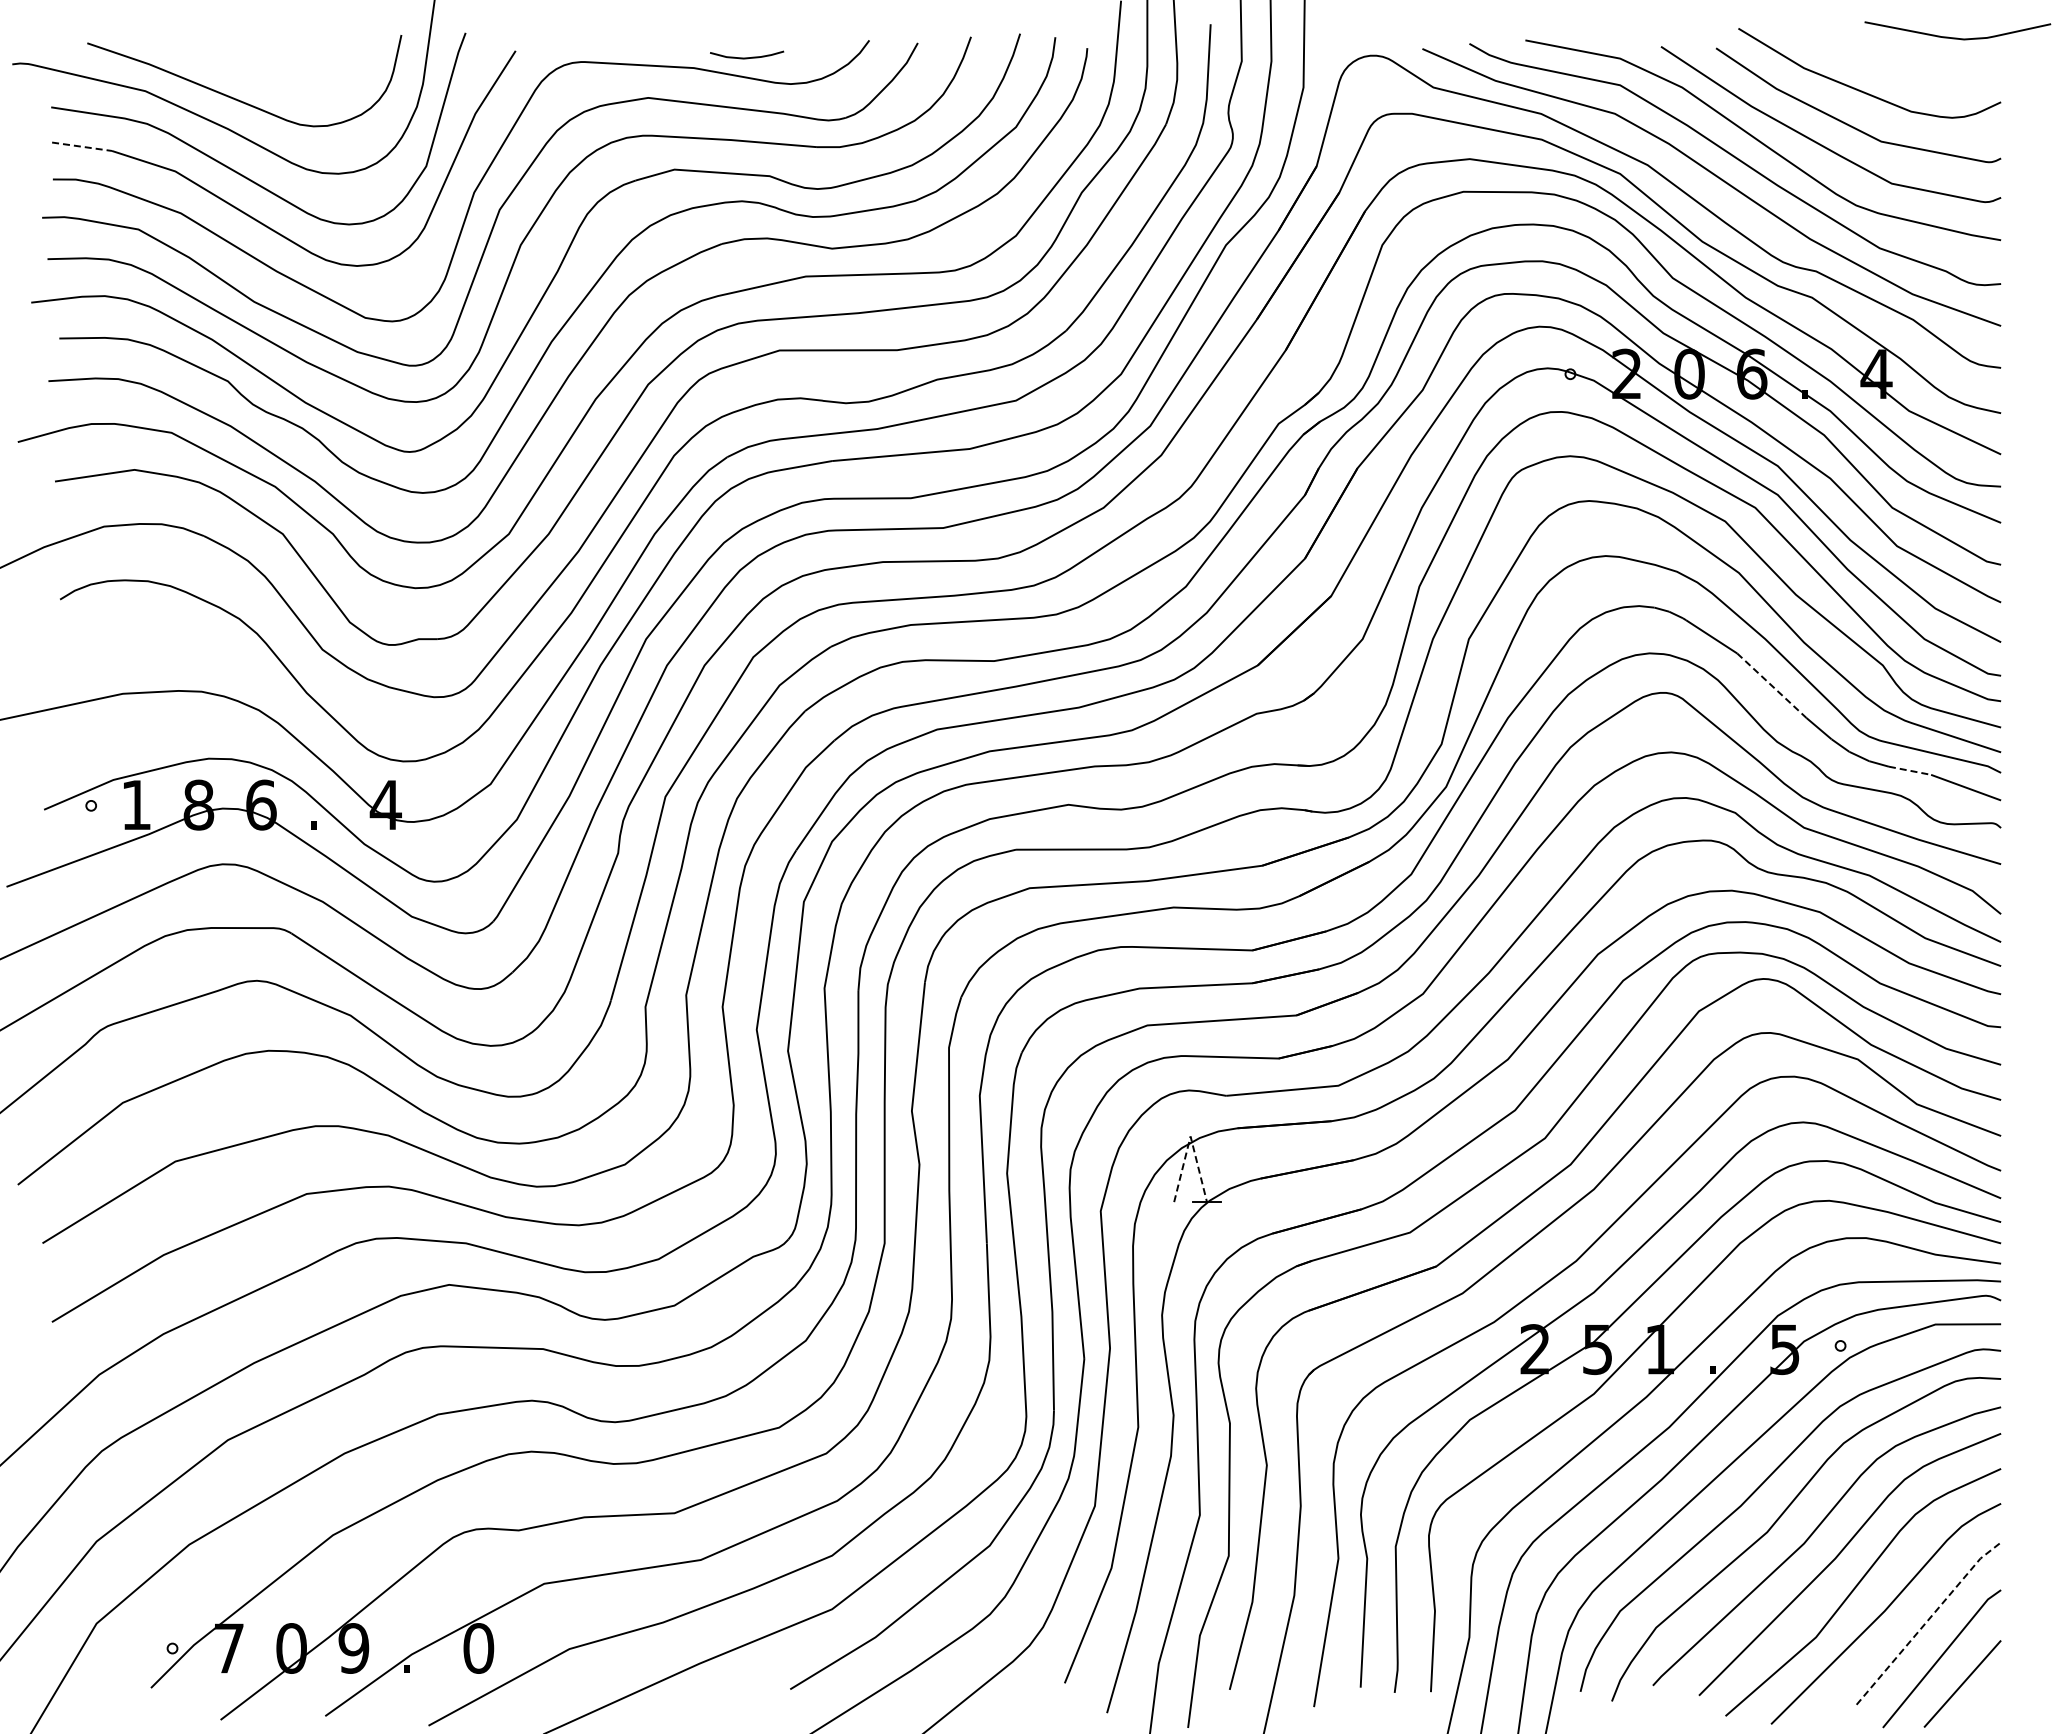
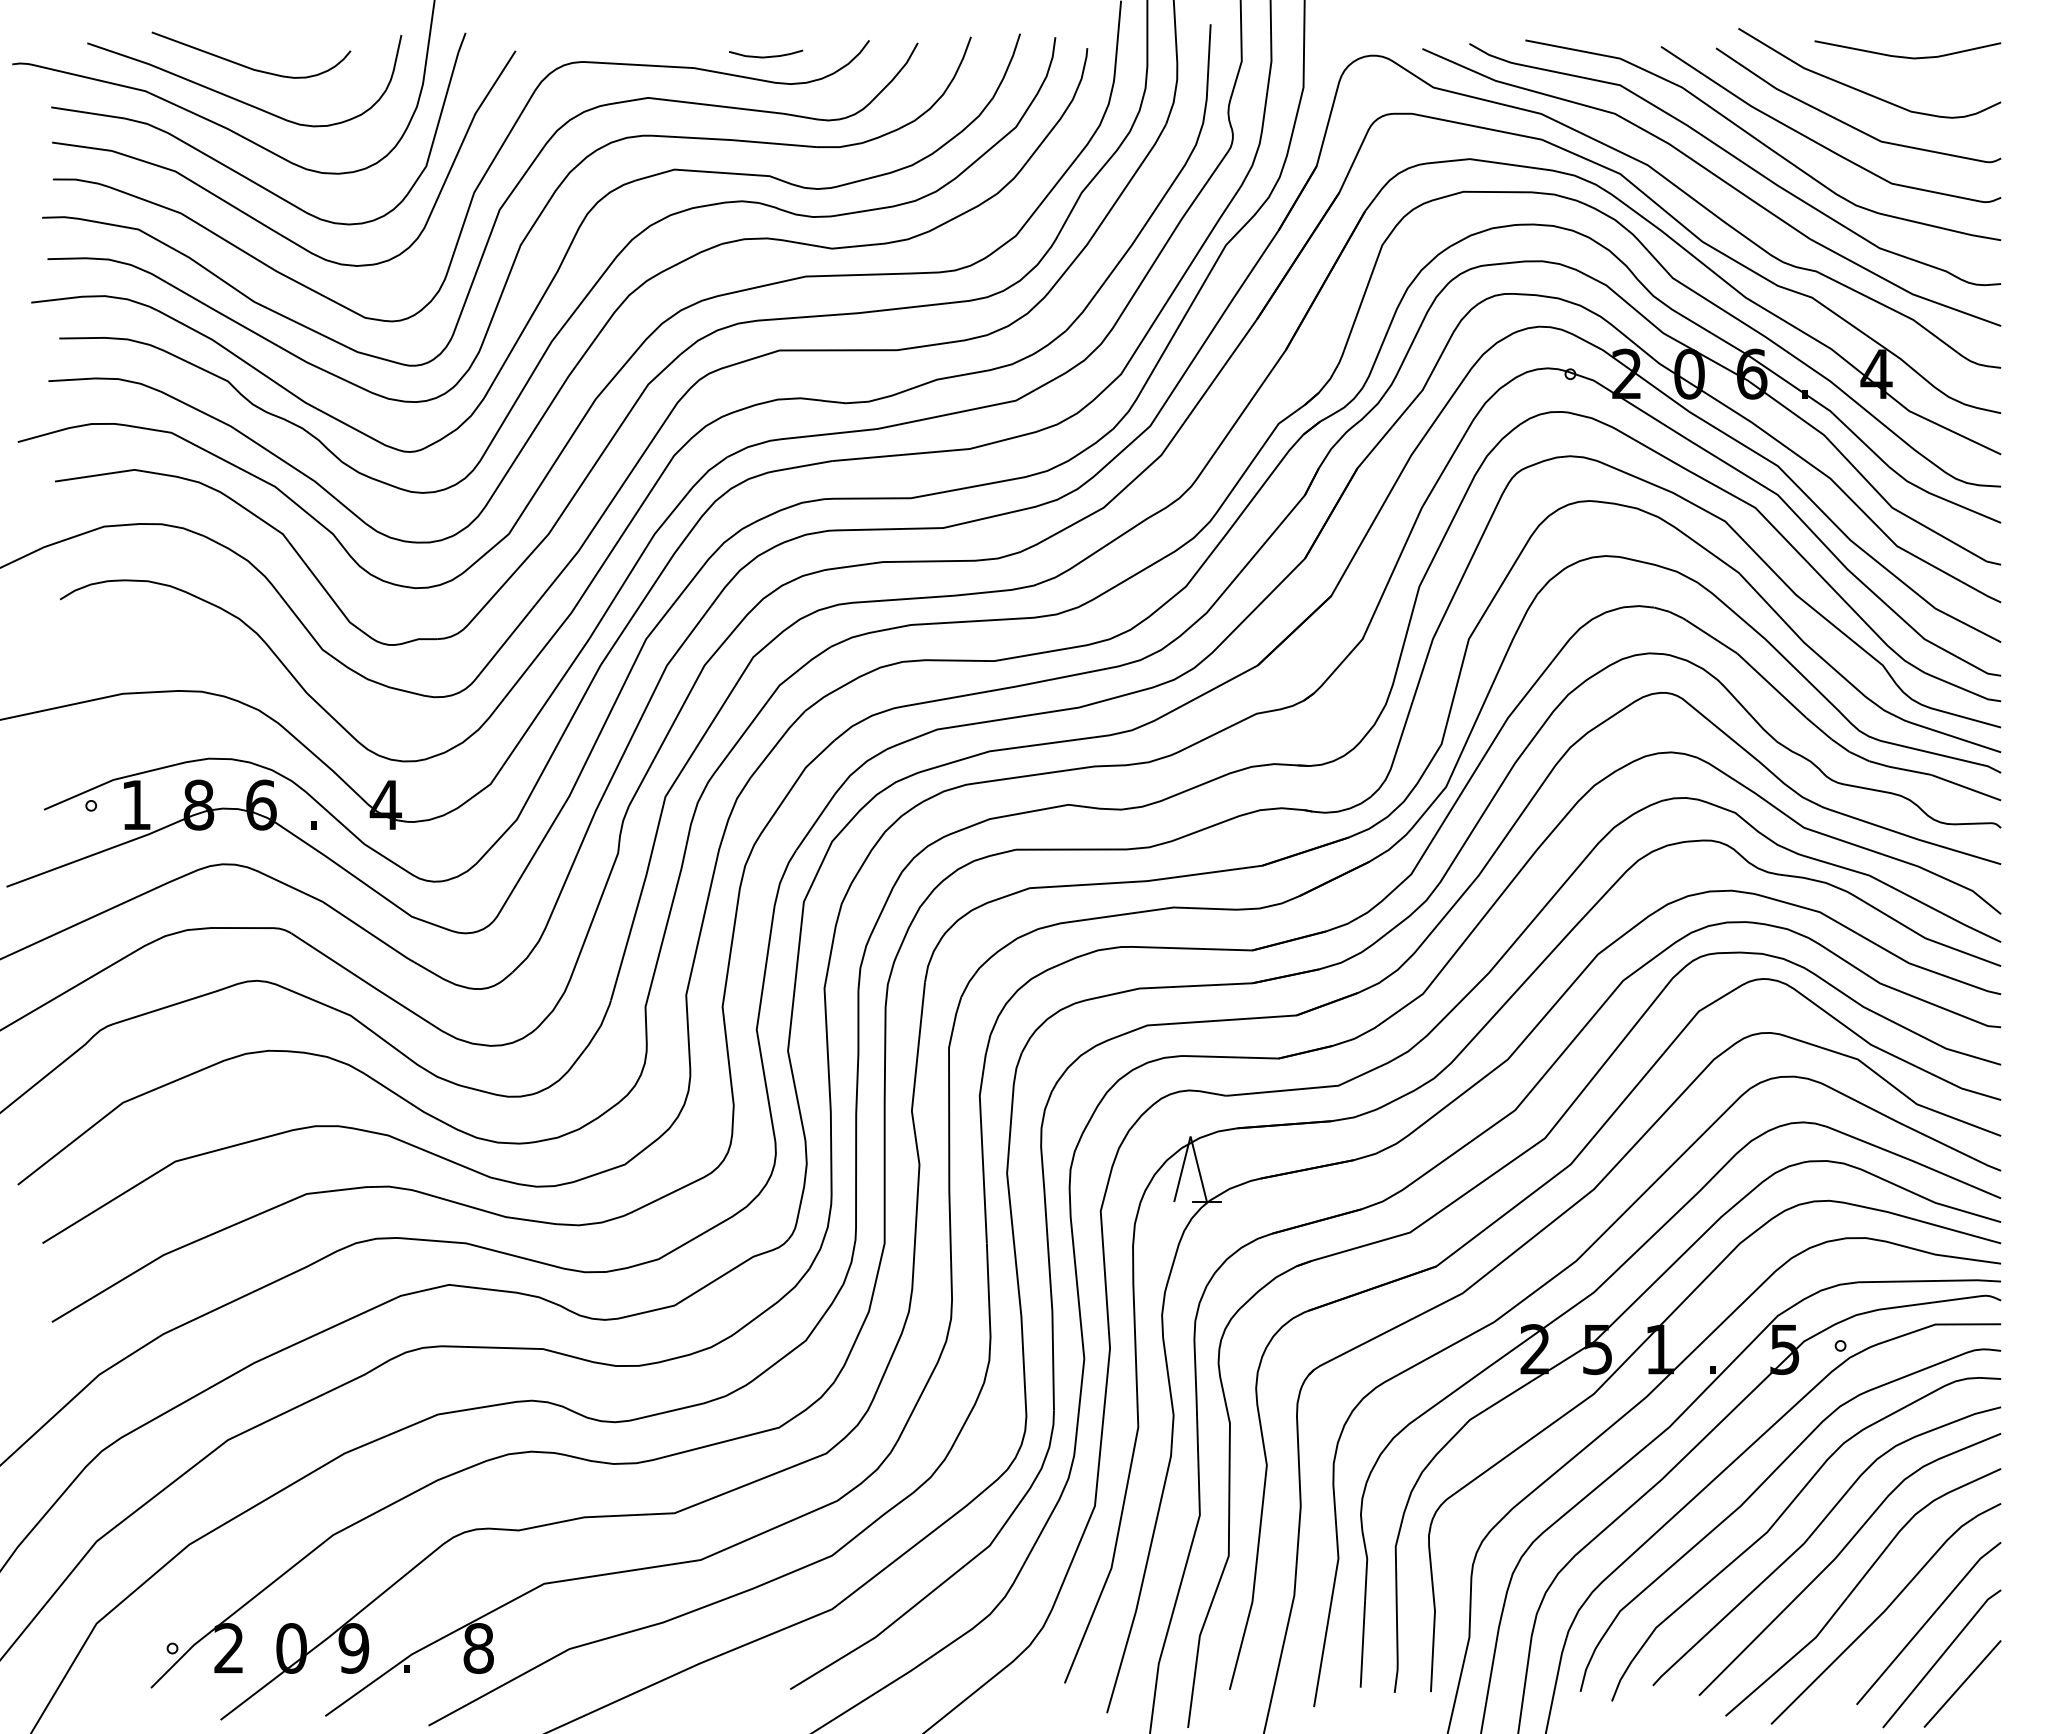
curve position: (1957, 37) -> (1907, 56) (1907, 56)
curve position: (747, 57) -> (766, 56) (766, 56)
curve: none -> present (248, 66)
line: dashed -> solid (82, 146)
line: dashed -> solid (1772, 686)
line: dashed -> solid (1910, 770)
line: dashed -> solid (1190, 1136)
line: dashed -> solid (1927, 1621)
text: 7 -> 2 (228, 1648)
text: 0 -> 8 (478, 1648)
